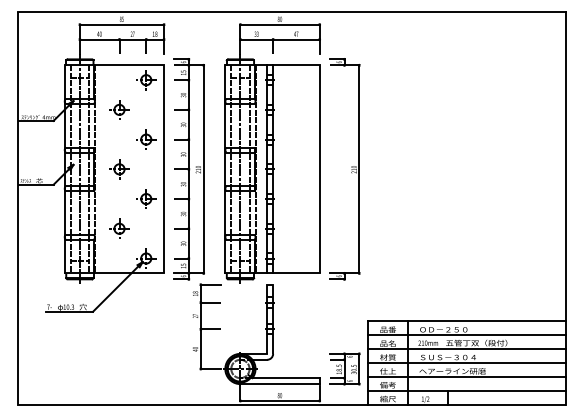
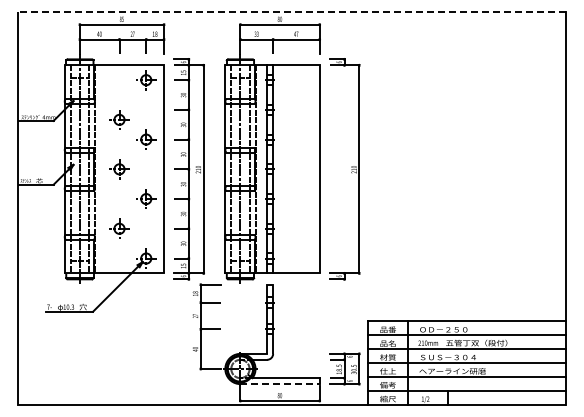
line: solid -> dashed (291, 12)
part position: (119, 109) -> (119, 119) (119, 119)
line: solid -> dashed (280, 384)
